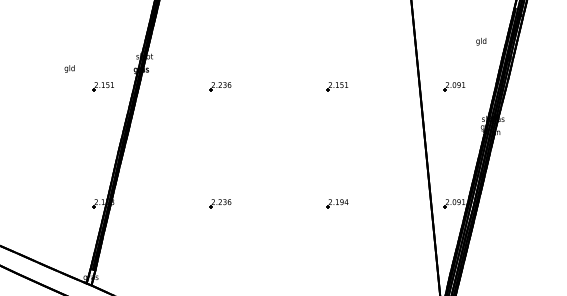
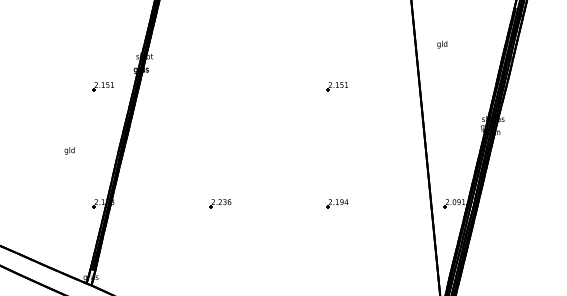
text position: (481, 41) -> (442, 44) (442, 44)
text position: (69, 68) -> (69, 150) (69, 150)
part: present -> none (220, 86)
part: present -> none (454, 86)
